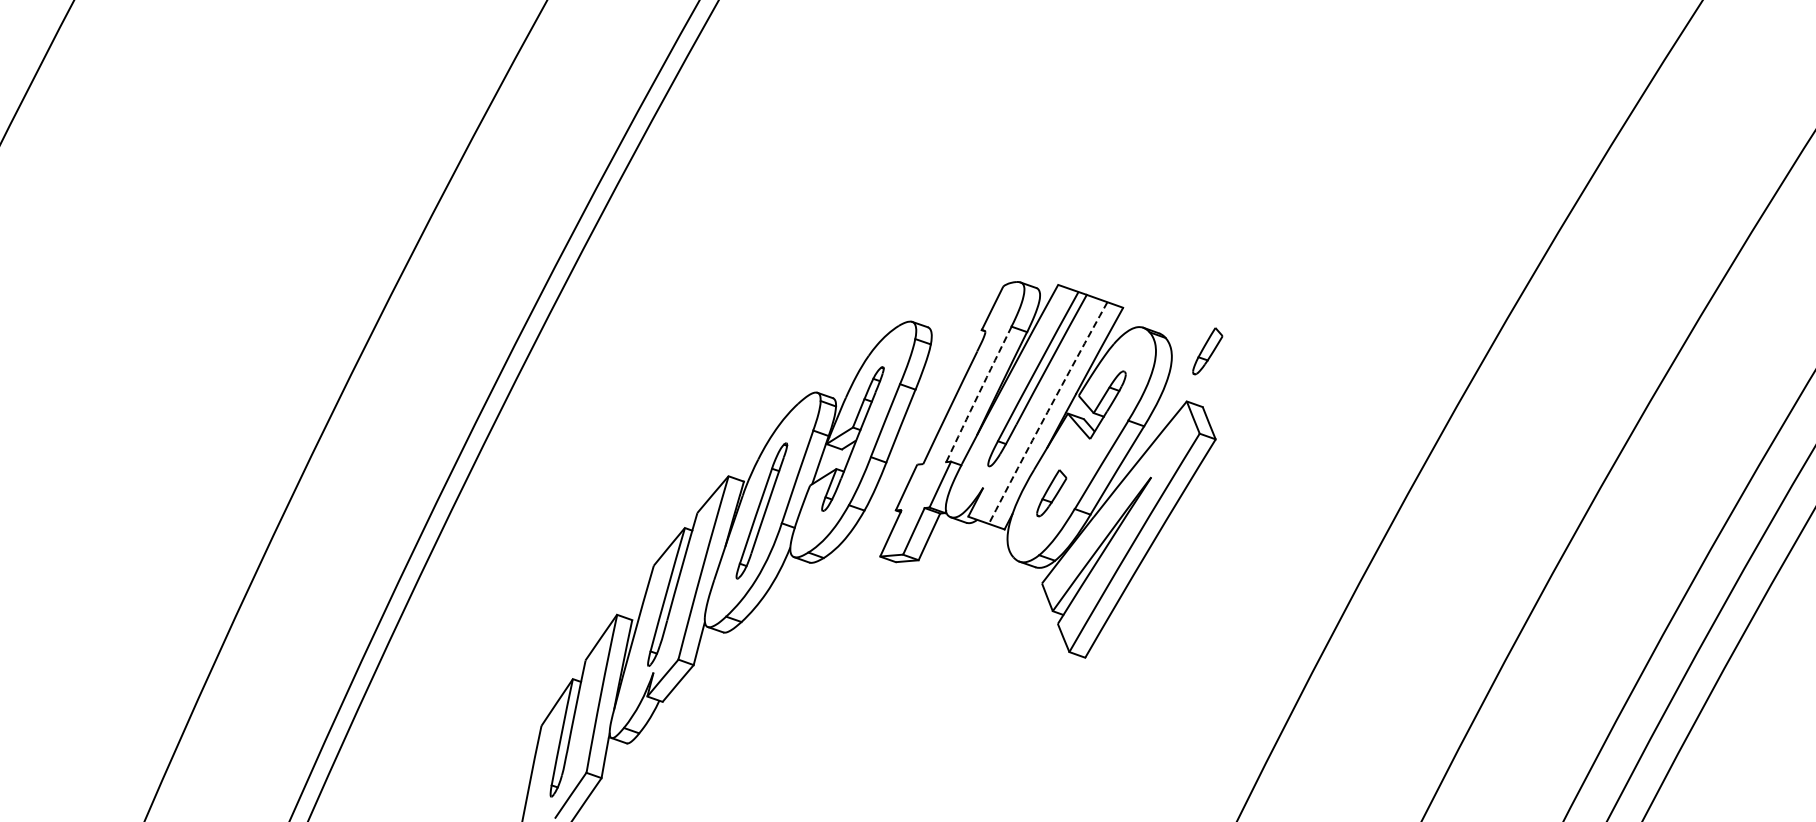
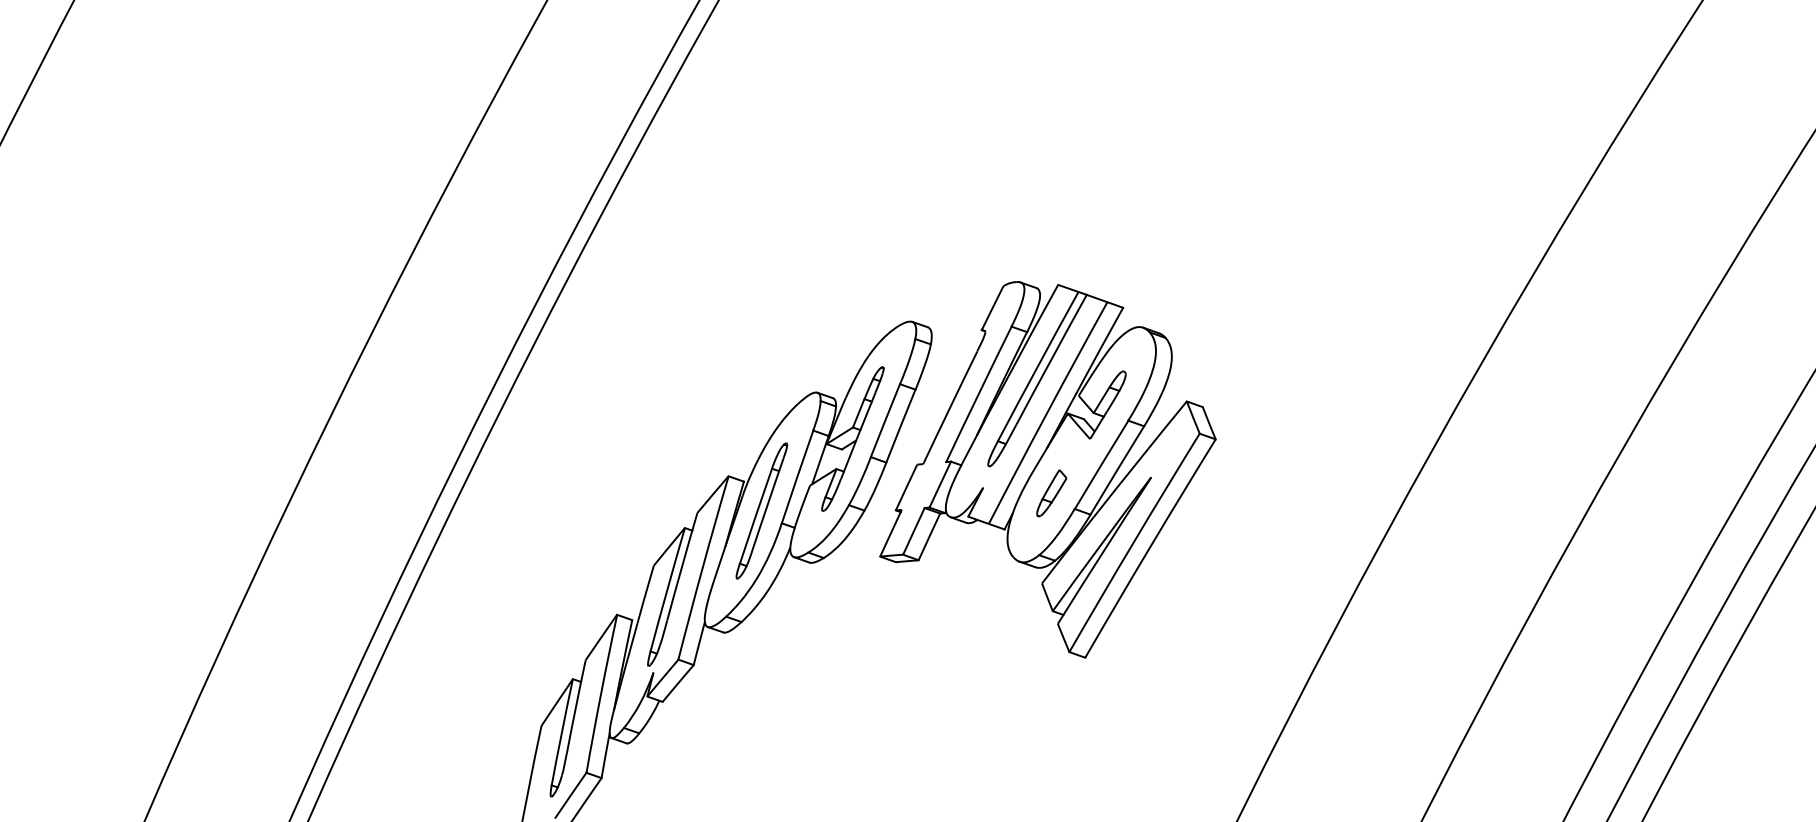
part: present -> none (1207, 351)
arc: dashed -> solid (978, 394)
arc: dashed -> solid (1047, 412)
